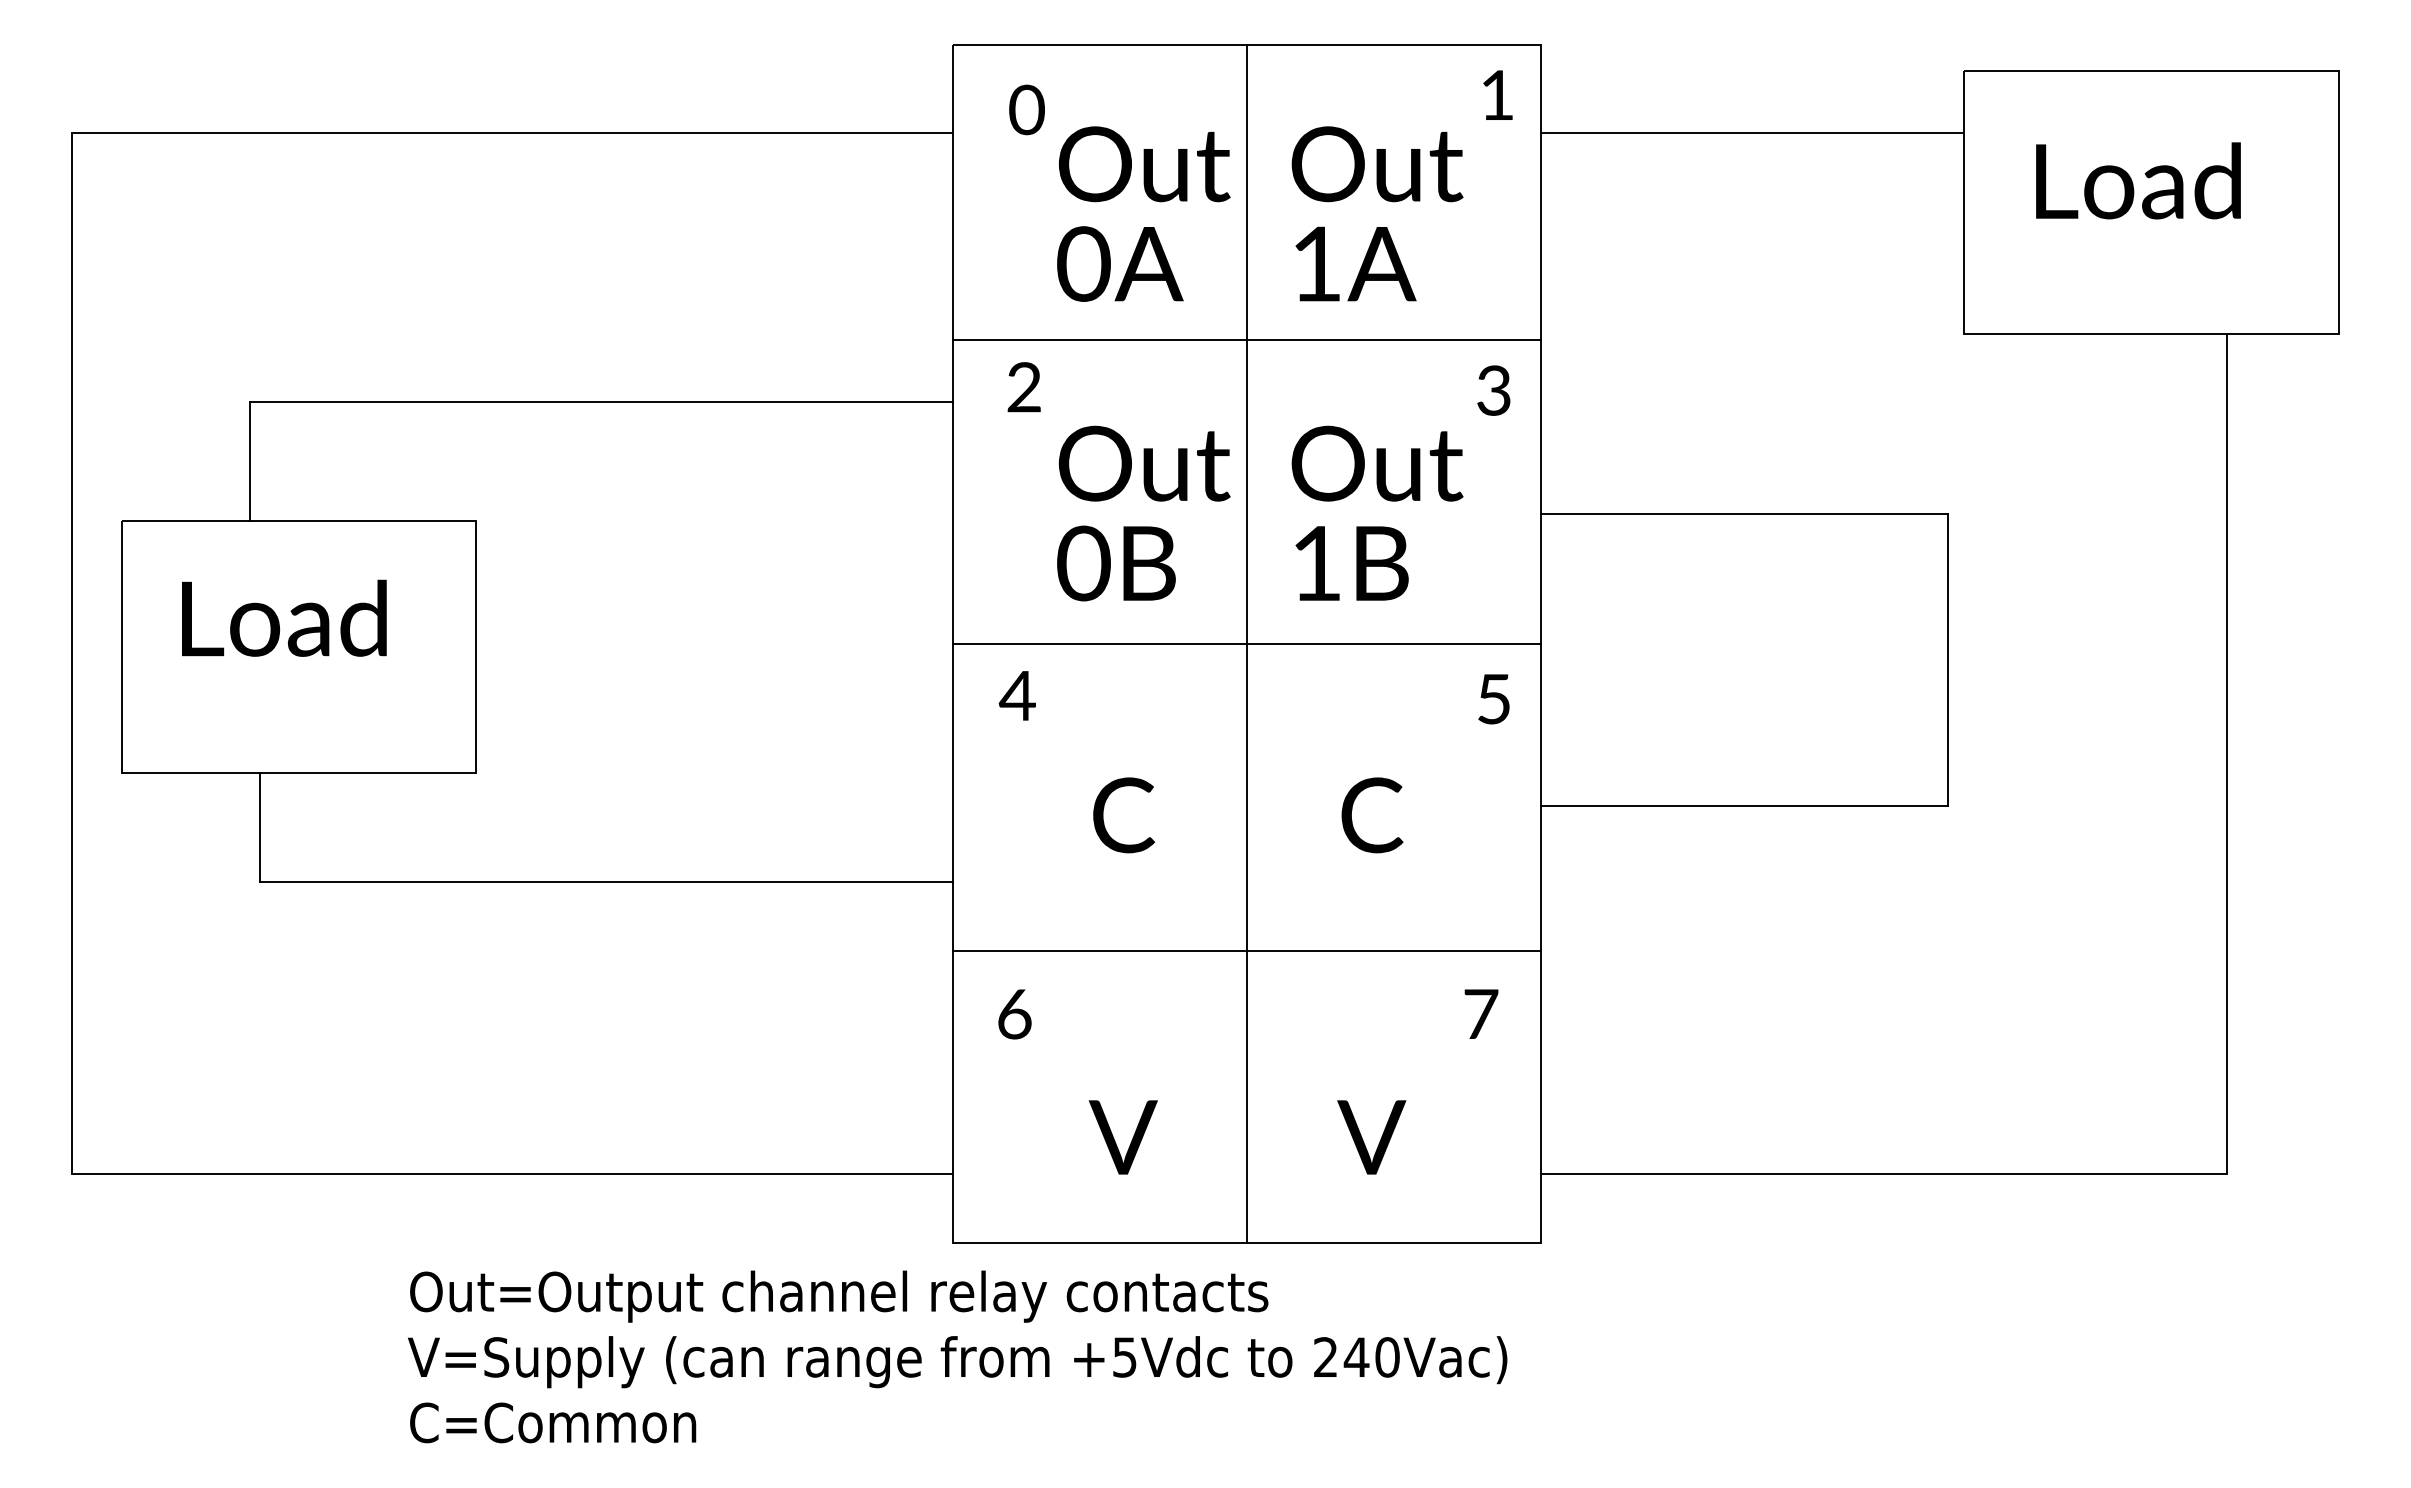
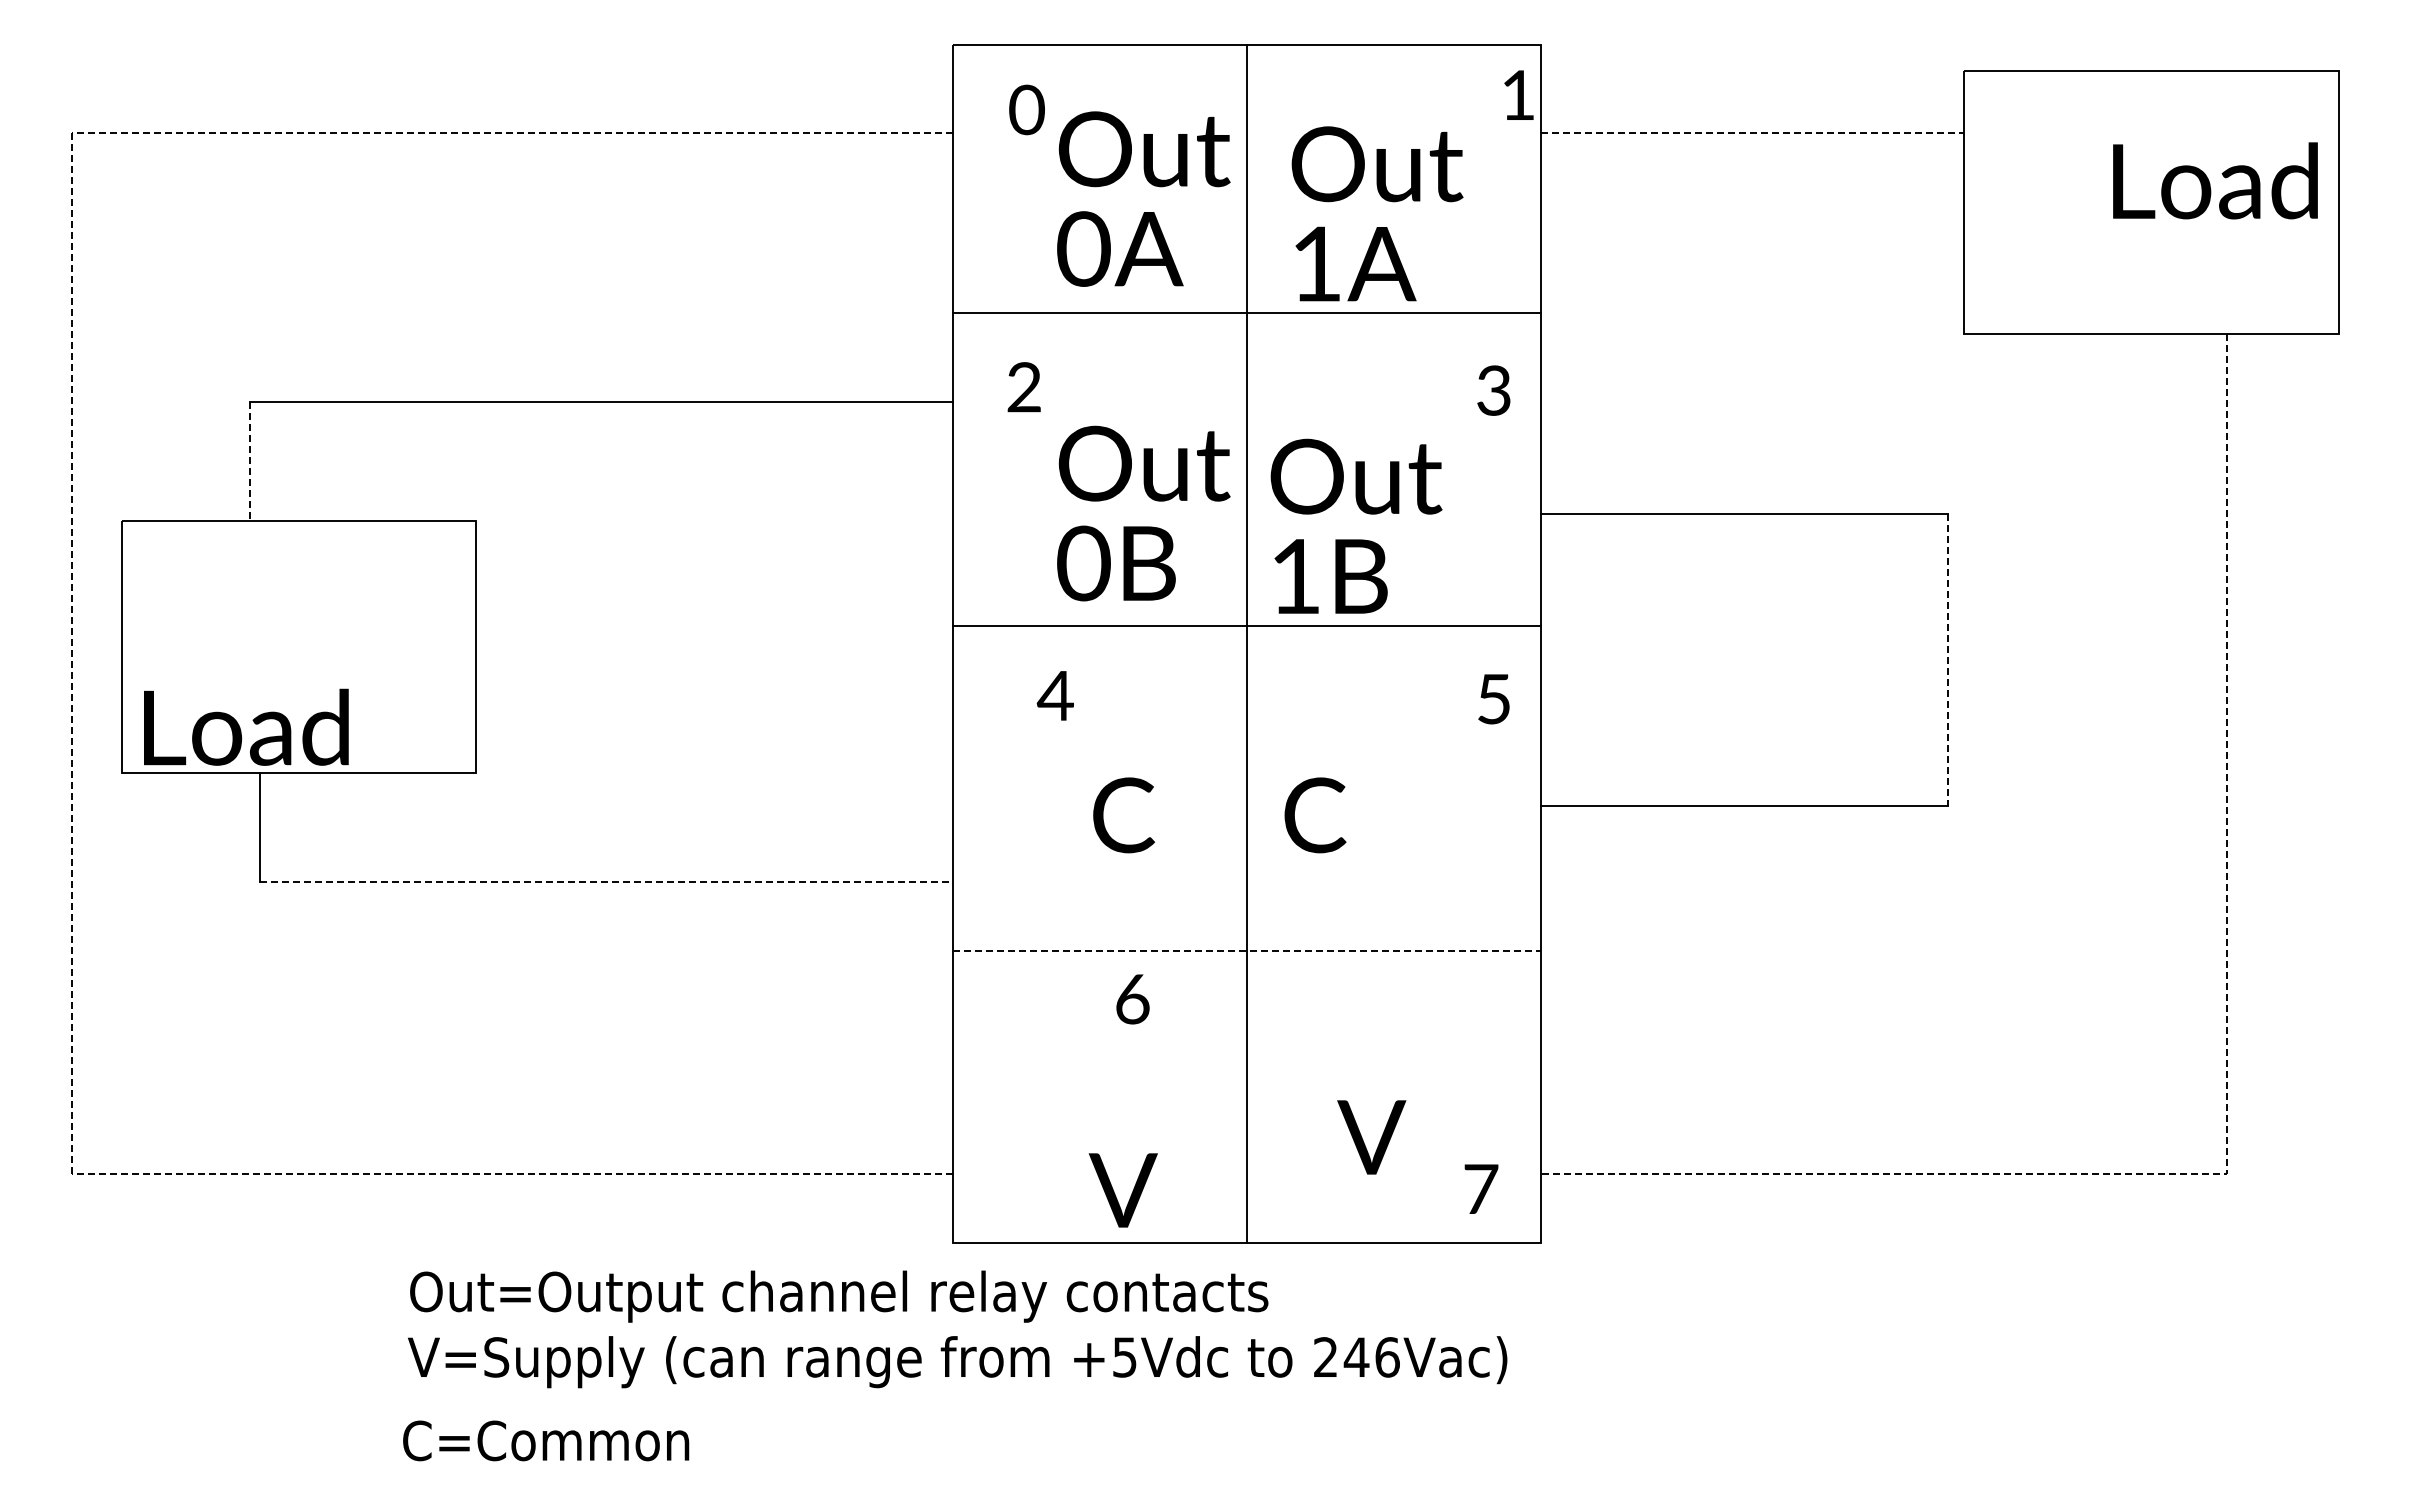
text position: (1497, 94) -> (1518, 94) (1518, 94)
line: solid -> dashed (1752, 133)
text position: (2138, 180) -> (2215, 180) (2215, 180)
text position: (1143, 213) -> (1143, 198) (1143, 198)
line position: (1246, 340) -> (1246, 313) (1246, 313)
line: solid -> dashed (249, 462)
text position: (1377, 512) -> (1356, 525) (1356, 525)
text position: (284, 617) -> (246, 726) (246, 726)
line position: (1246, 643) -> (1246, 625) (1246, 625)
line: solid -> dashed (72, 653)
line: solid -> dashed (1947, 660)
text position: (1016, 695) -> (1054, 695) (1054, 695)
text position: (1372, 815) -> (1315, 815) (1315, 815)
line: solid -> dashed (606, 881)
line: solid -> dashed (1246, 950)
text position: (1481, 1013) -> (1481, 1188) (1481, 1188)
text position: (1014, 1014) -> (1132, 999) (1132, 999)
line: solid -> dashed (2226, 1097)
text position: (1122, 1137) -> (1122, 1190) (1122, 1190)
text: 240Vac) -> 246Vac) (1387, 1357)
text position: (553, 1422) -> (546, 1440) (546, 1440)
